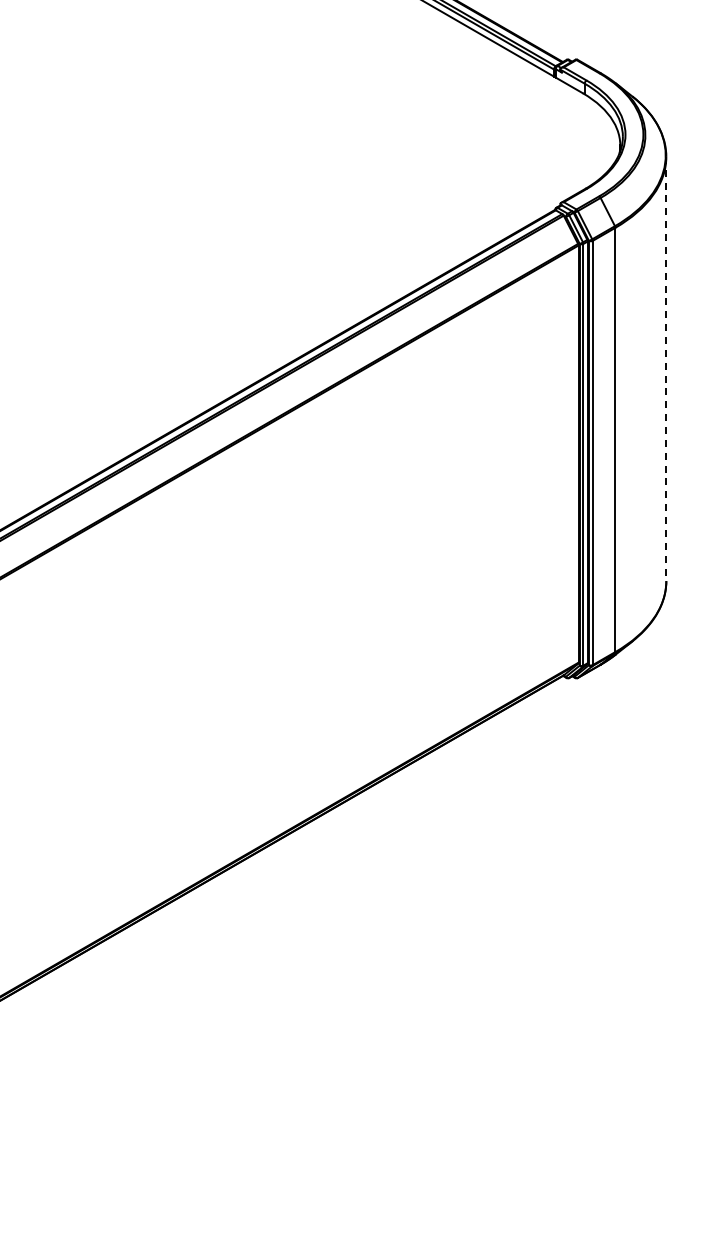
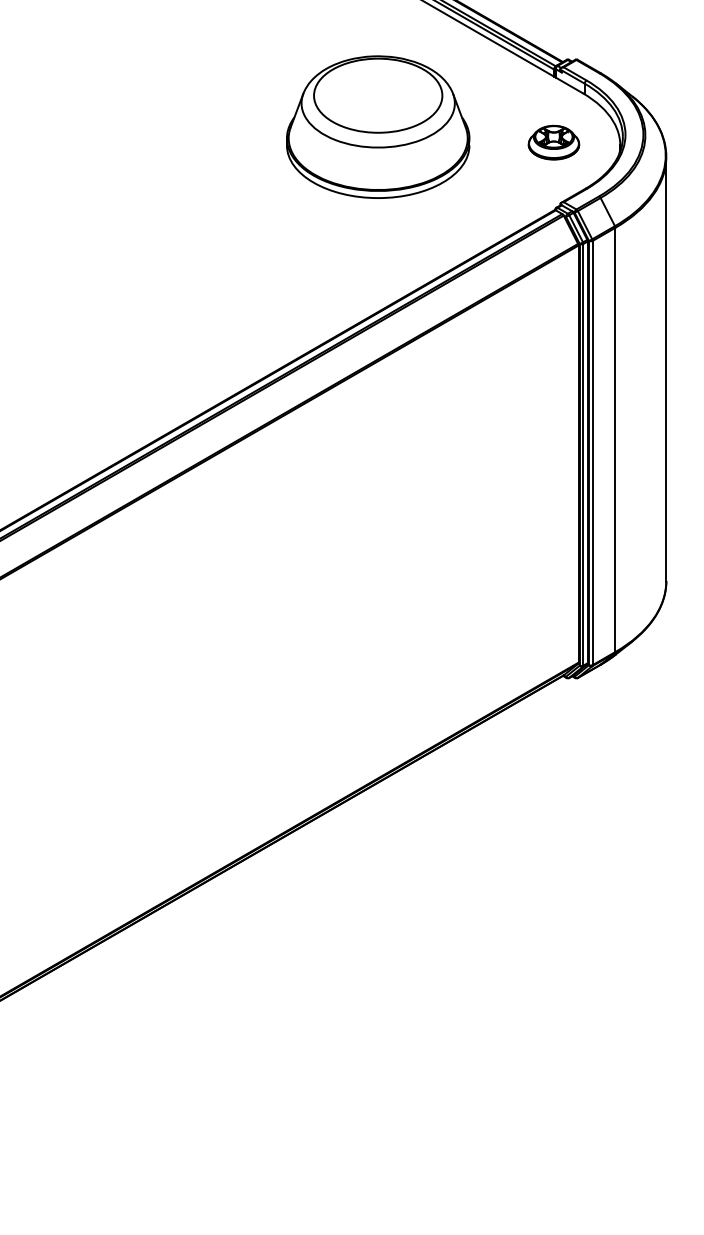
part: none -> present (378, 126)
part: none -> present (553, 142)
line: dashed -> solid (666, 369)
